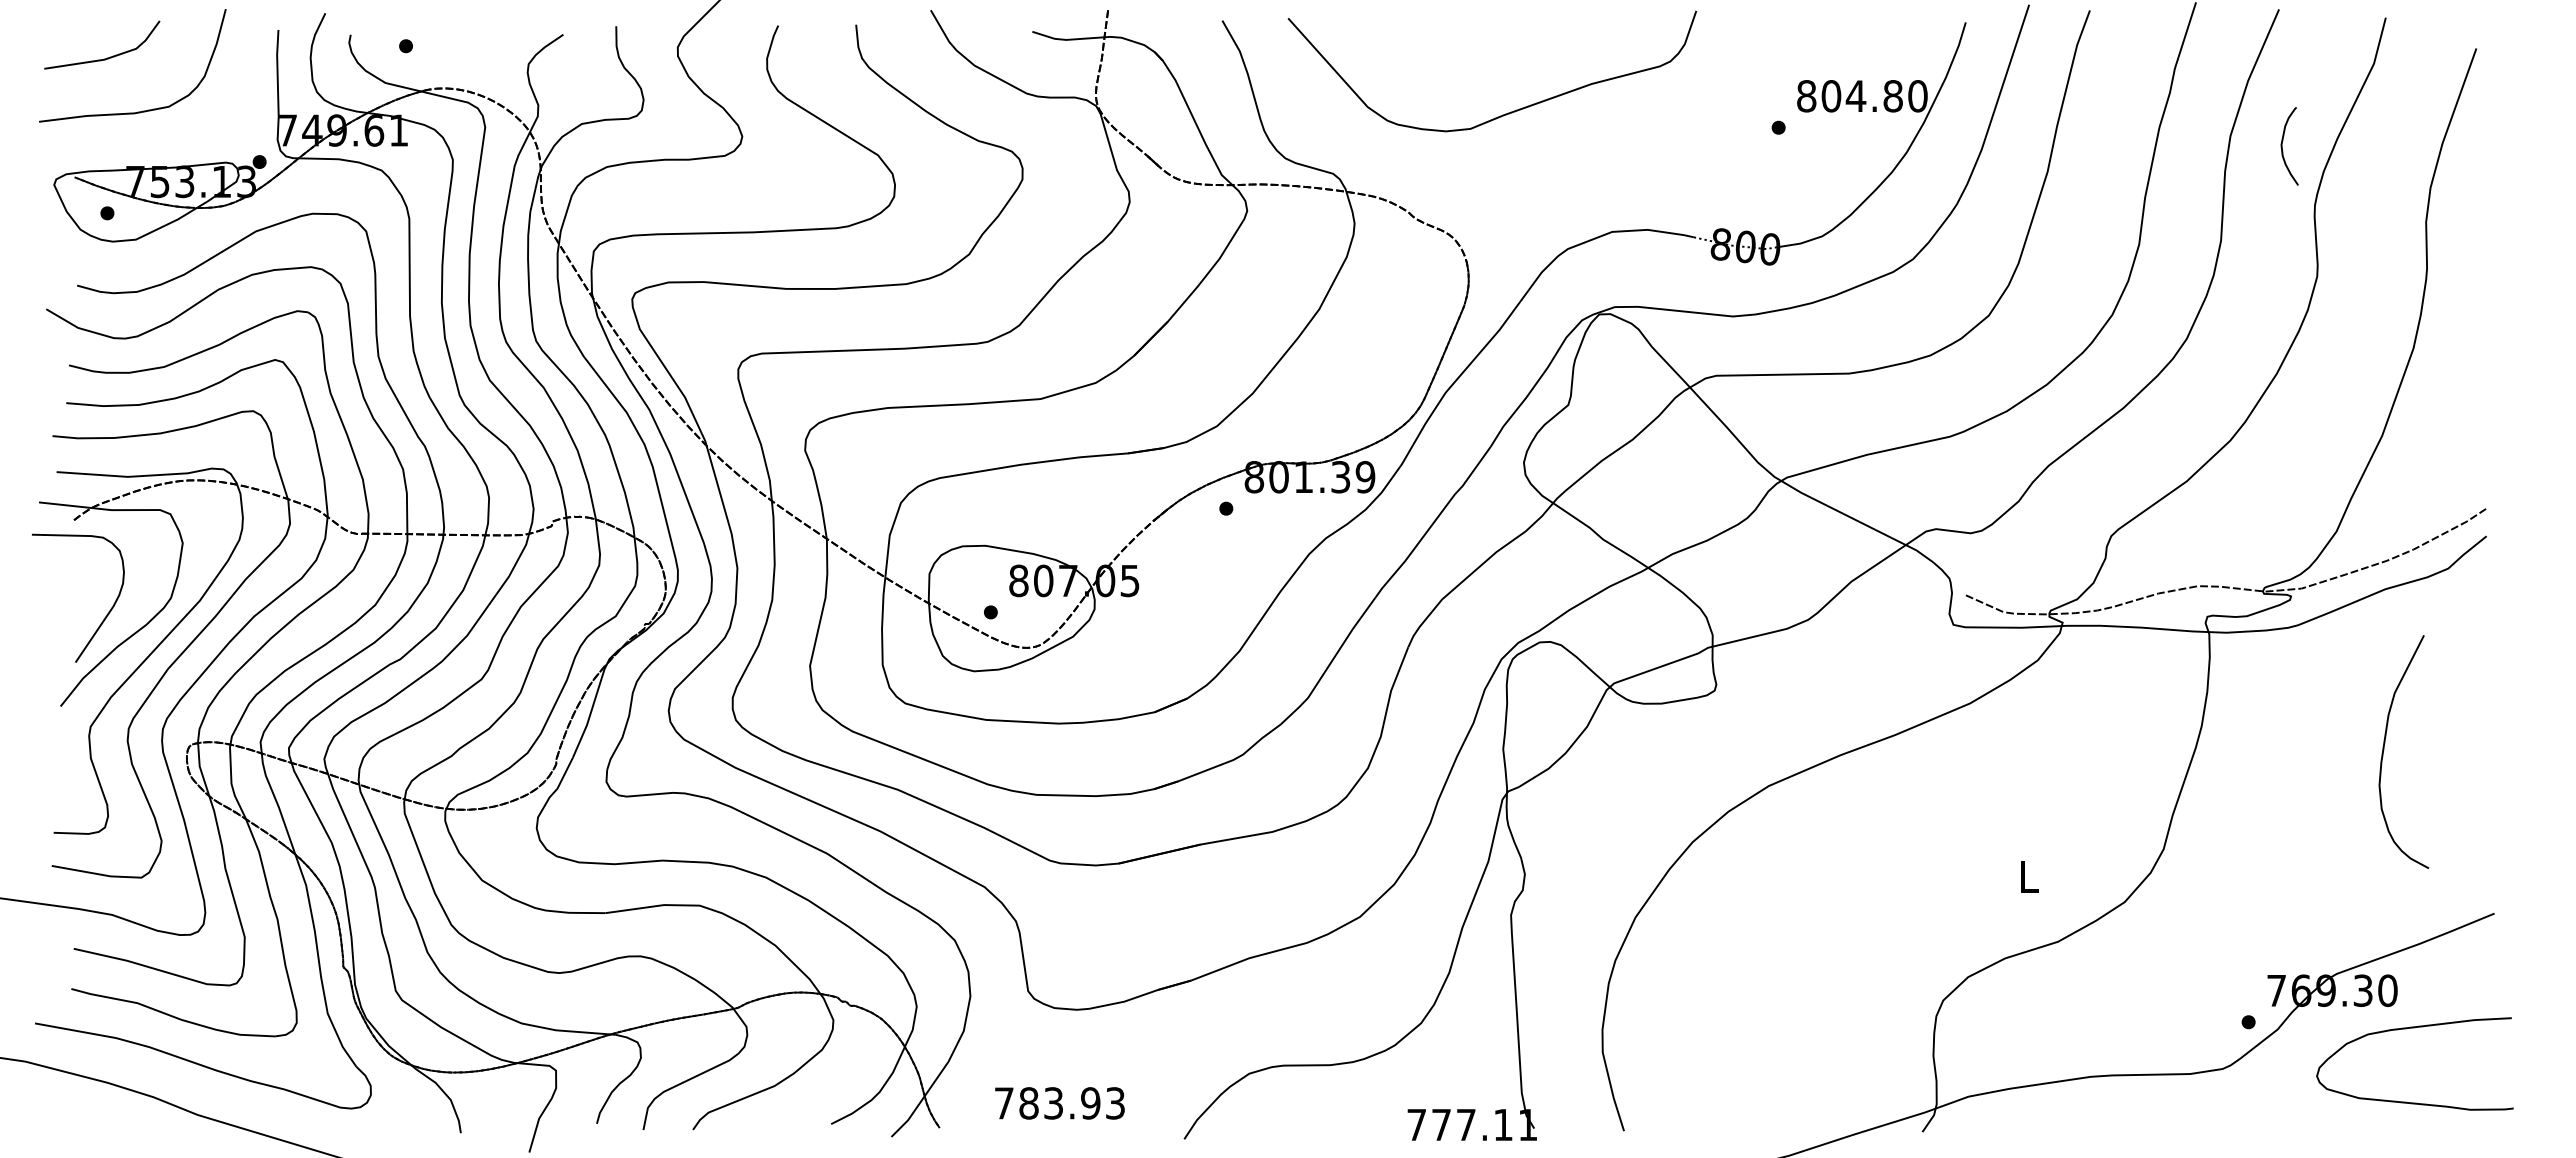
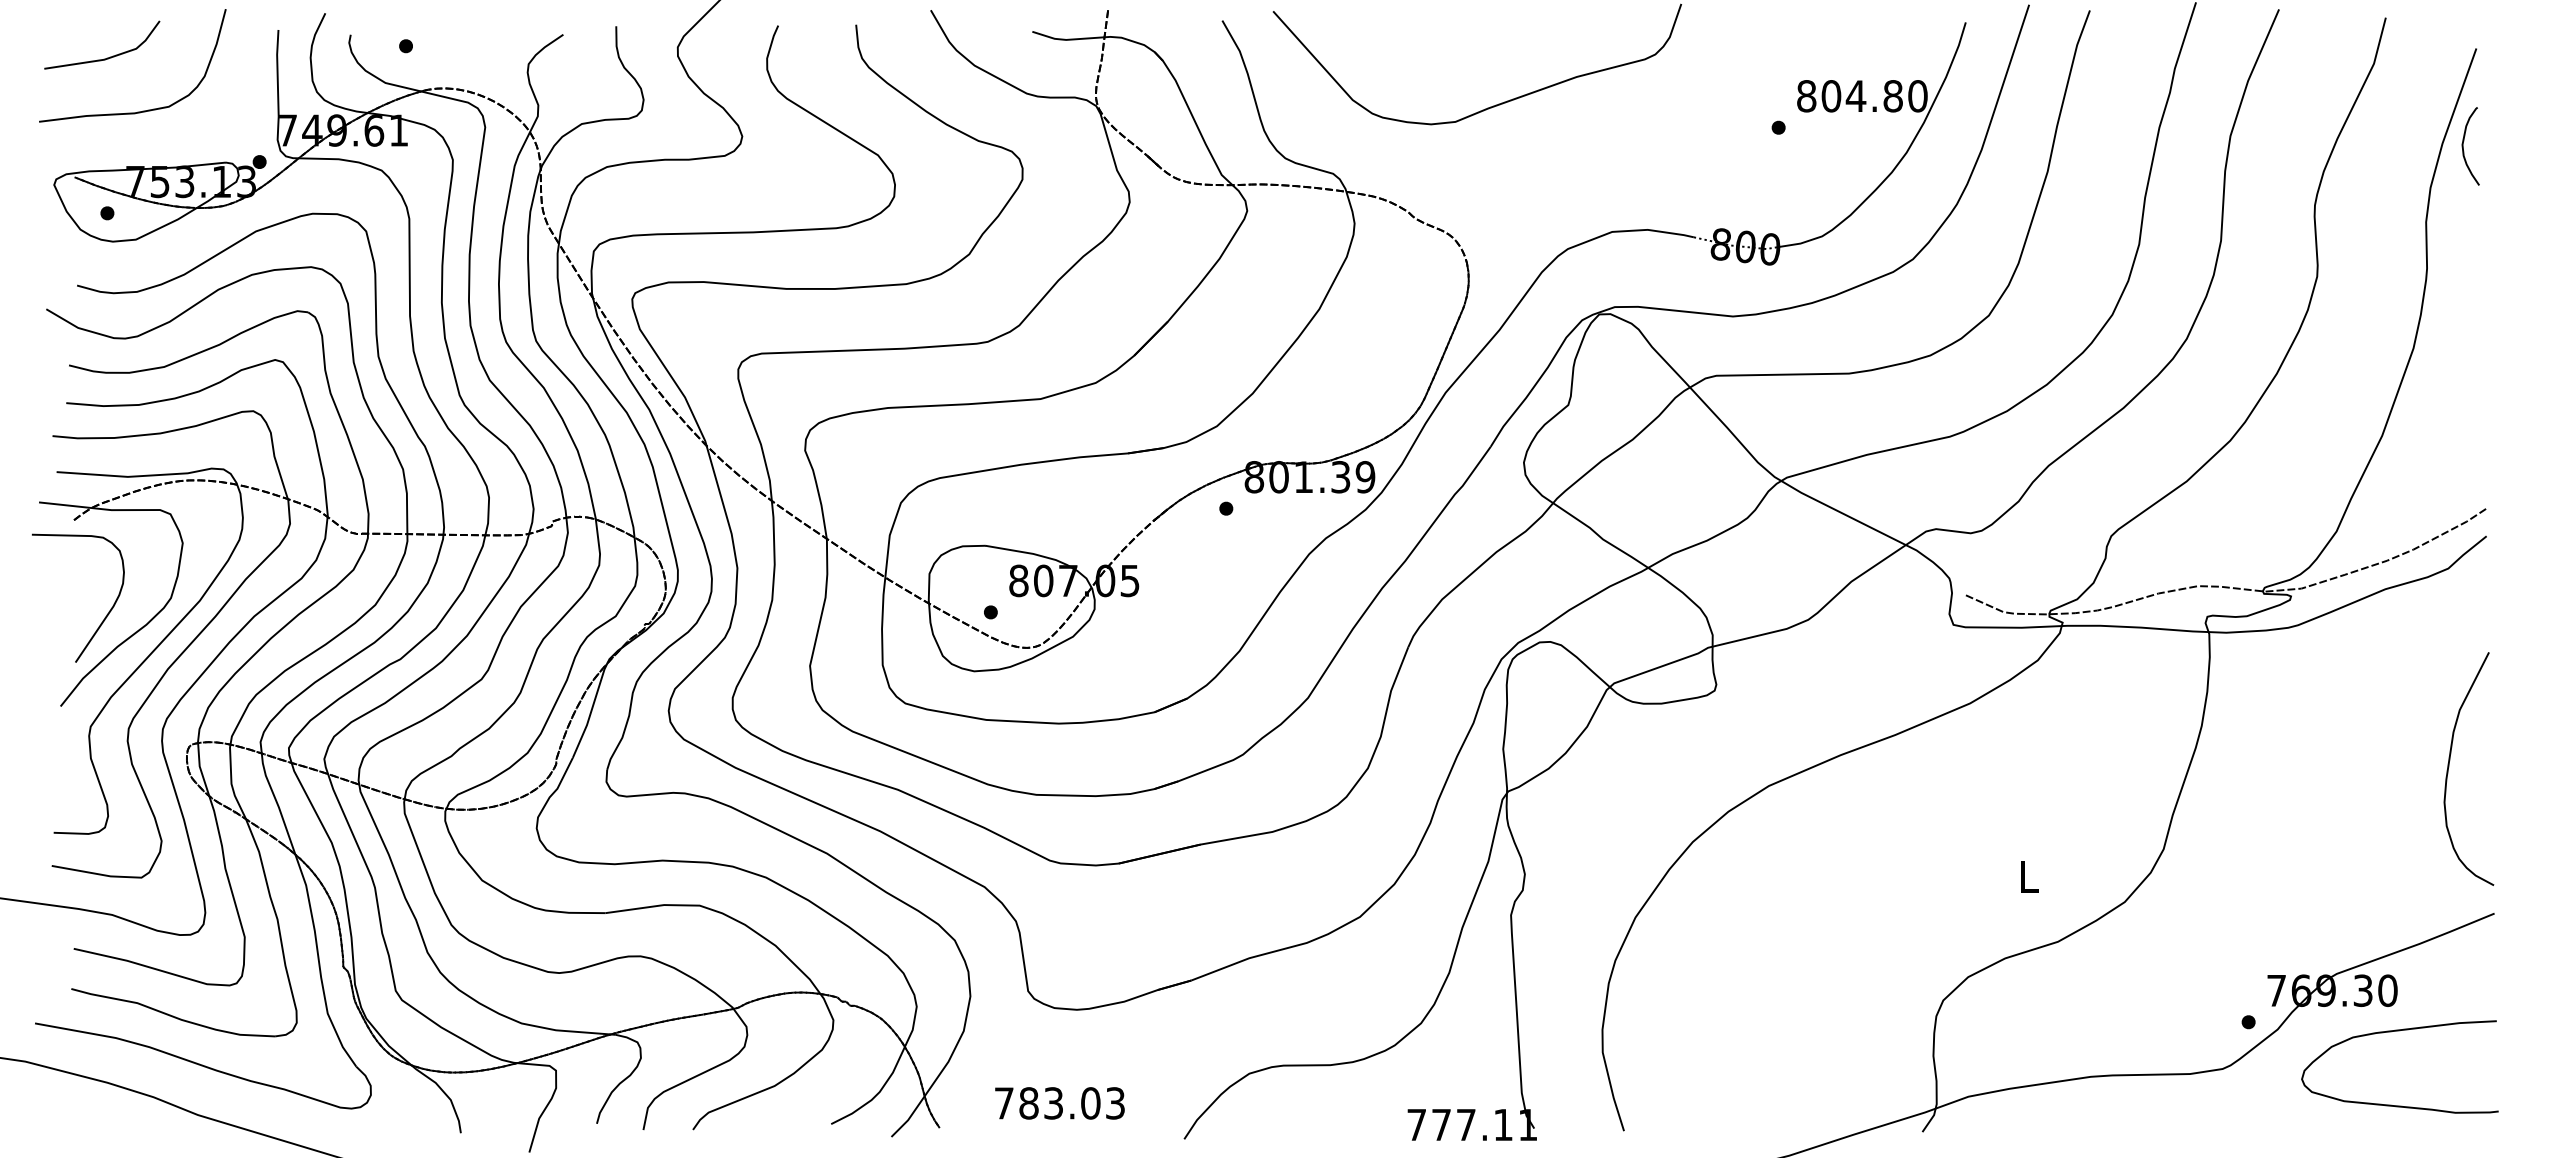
curve position: (1510, 111) -> (1495, 104) (1495, 104)
curve position: (2282, 146) -> (2463, 146) (2463, 146)
curve position: (2384, 750) -> (2449, 767) (2449, 767)
curve position: (2406, 1029) -> (2391, 1032) (2391, 1032)
text: 783.93 -> 783.03 (1090, 1103)
